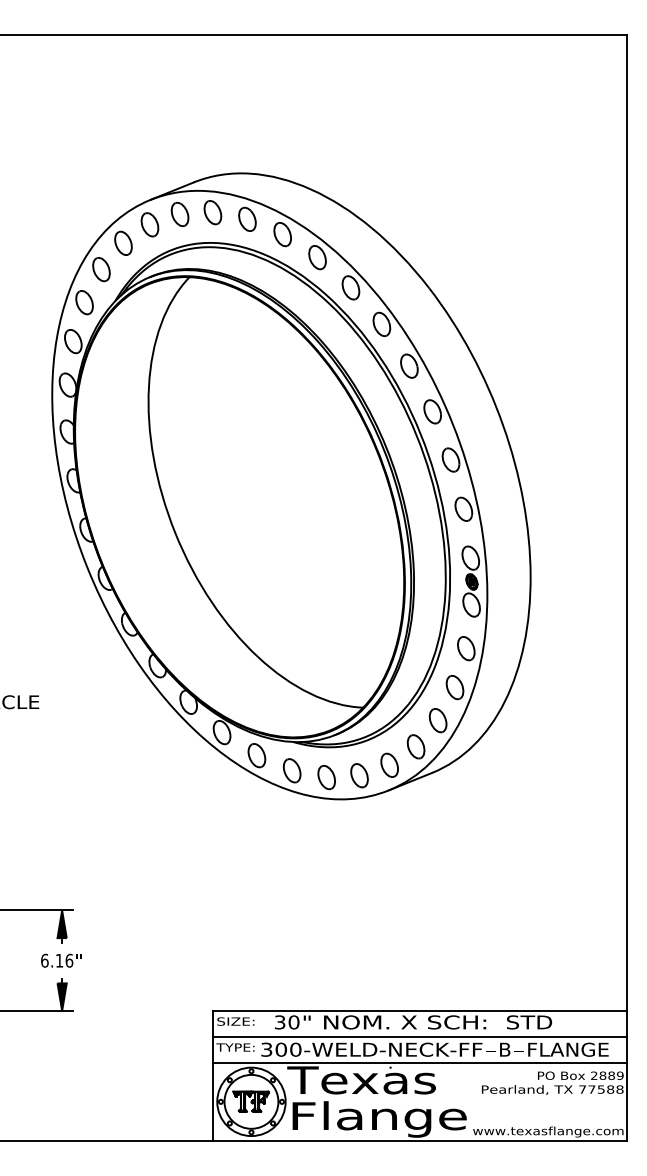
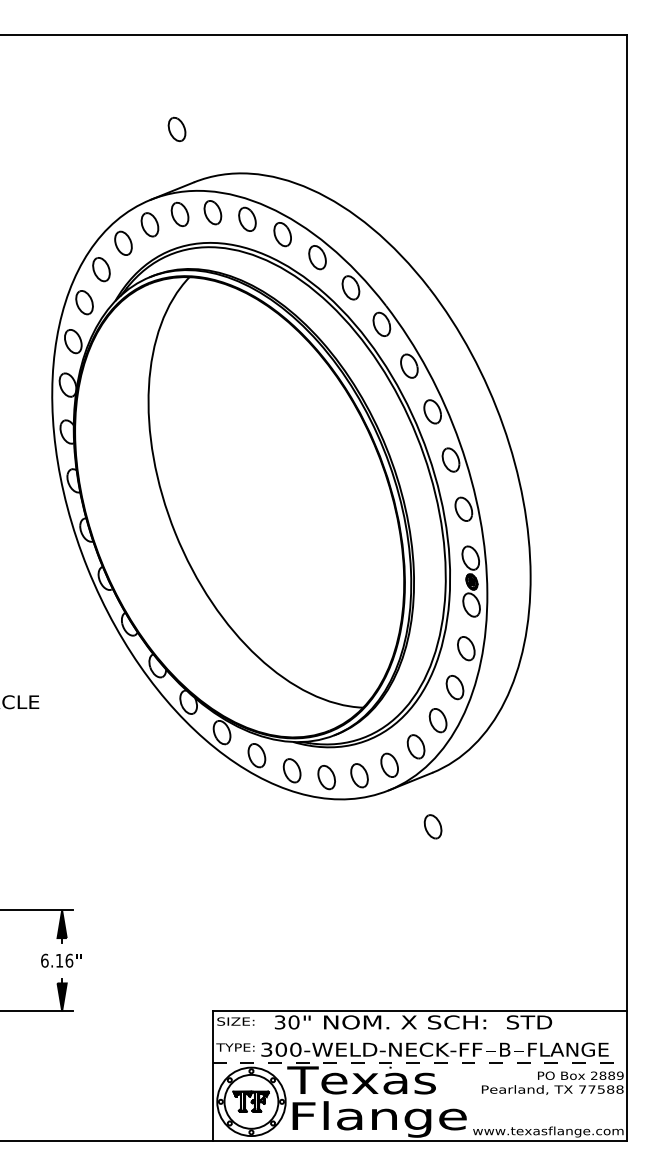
part: none -> present (176, 129)
part: none -> present (432, 826)
line: present -> none (419, 1037)
line: solid -> dashed (420, 1062)
